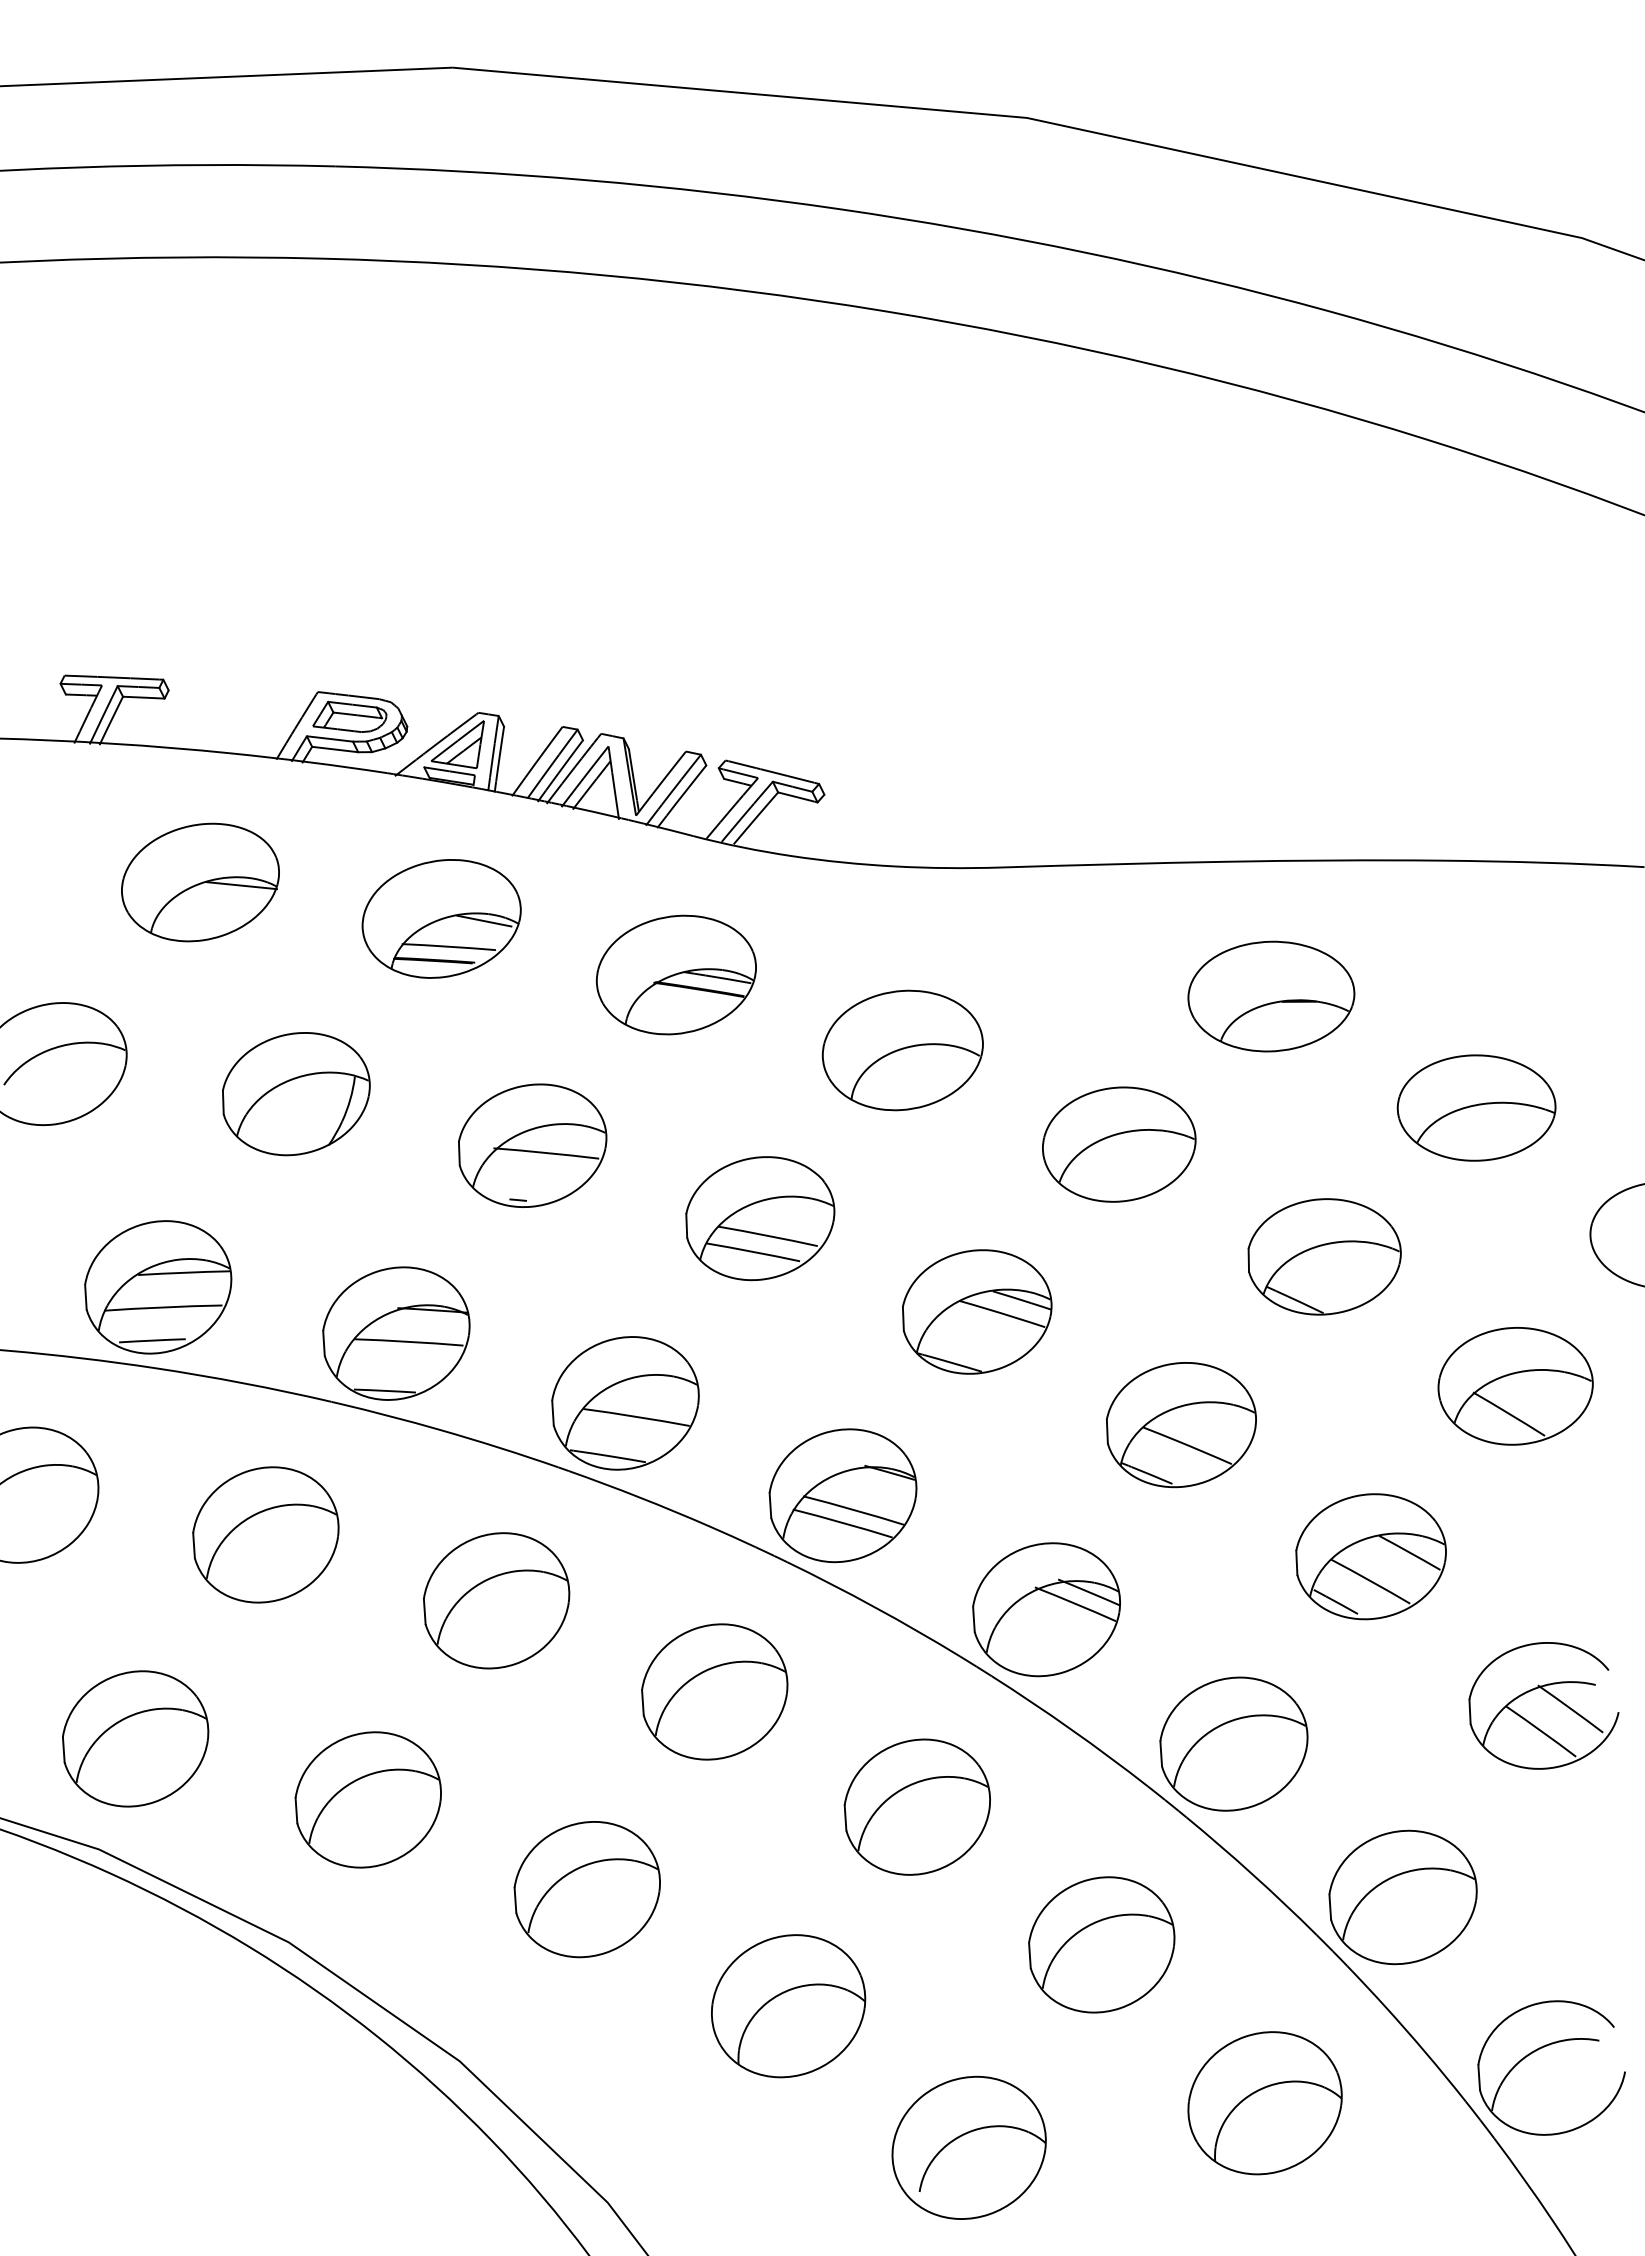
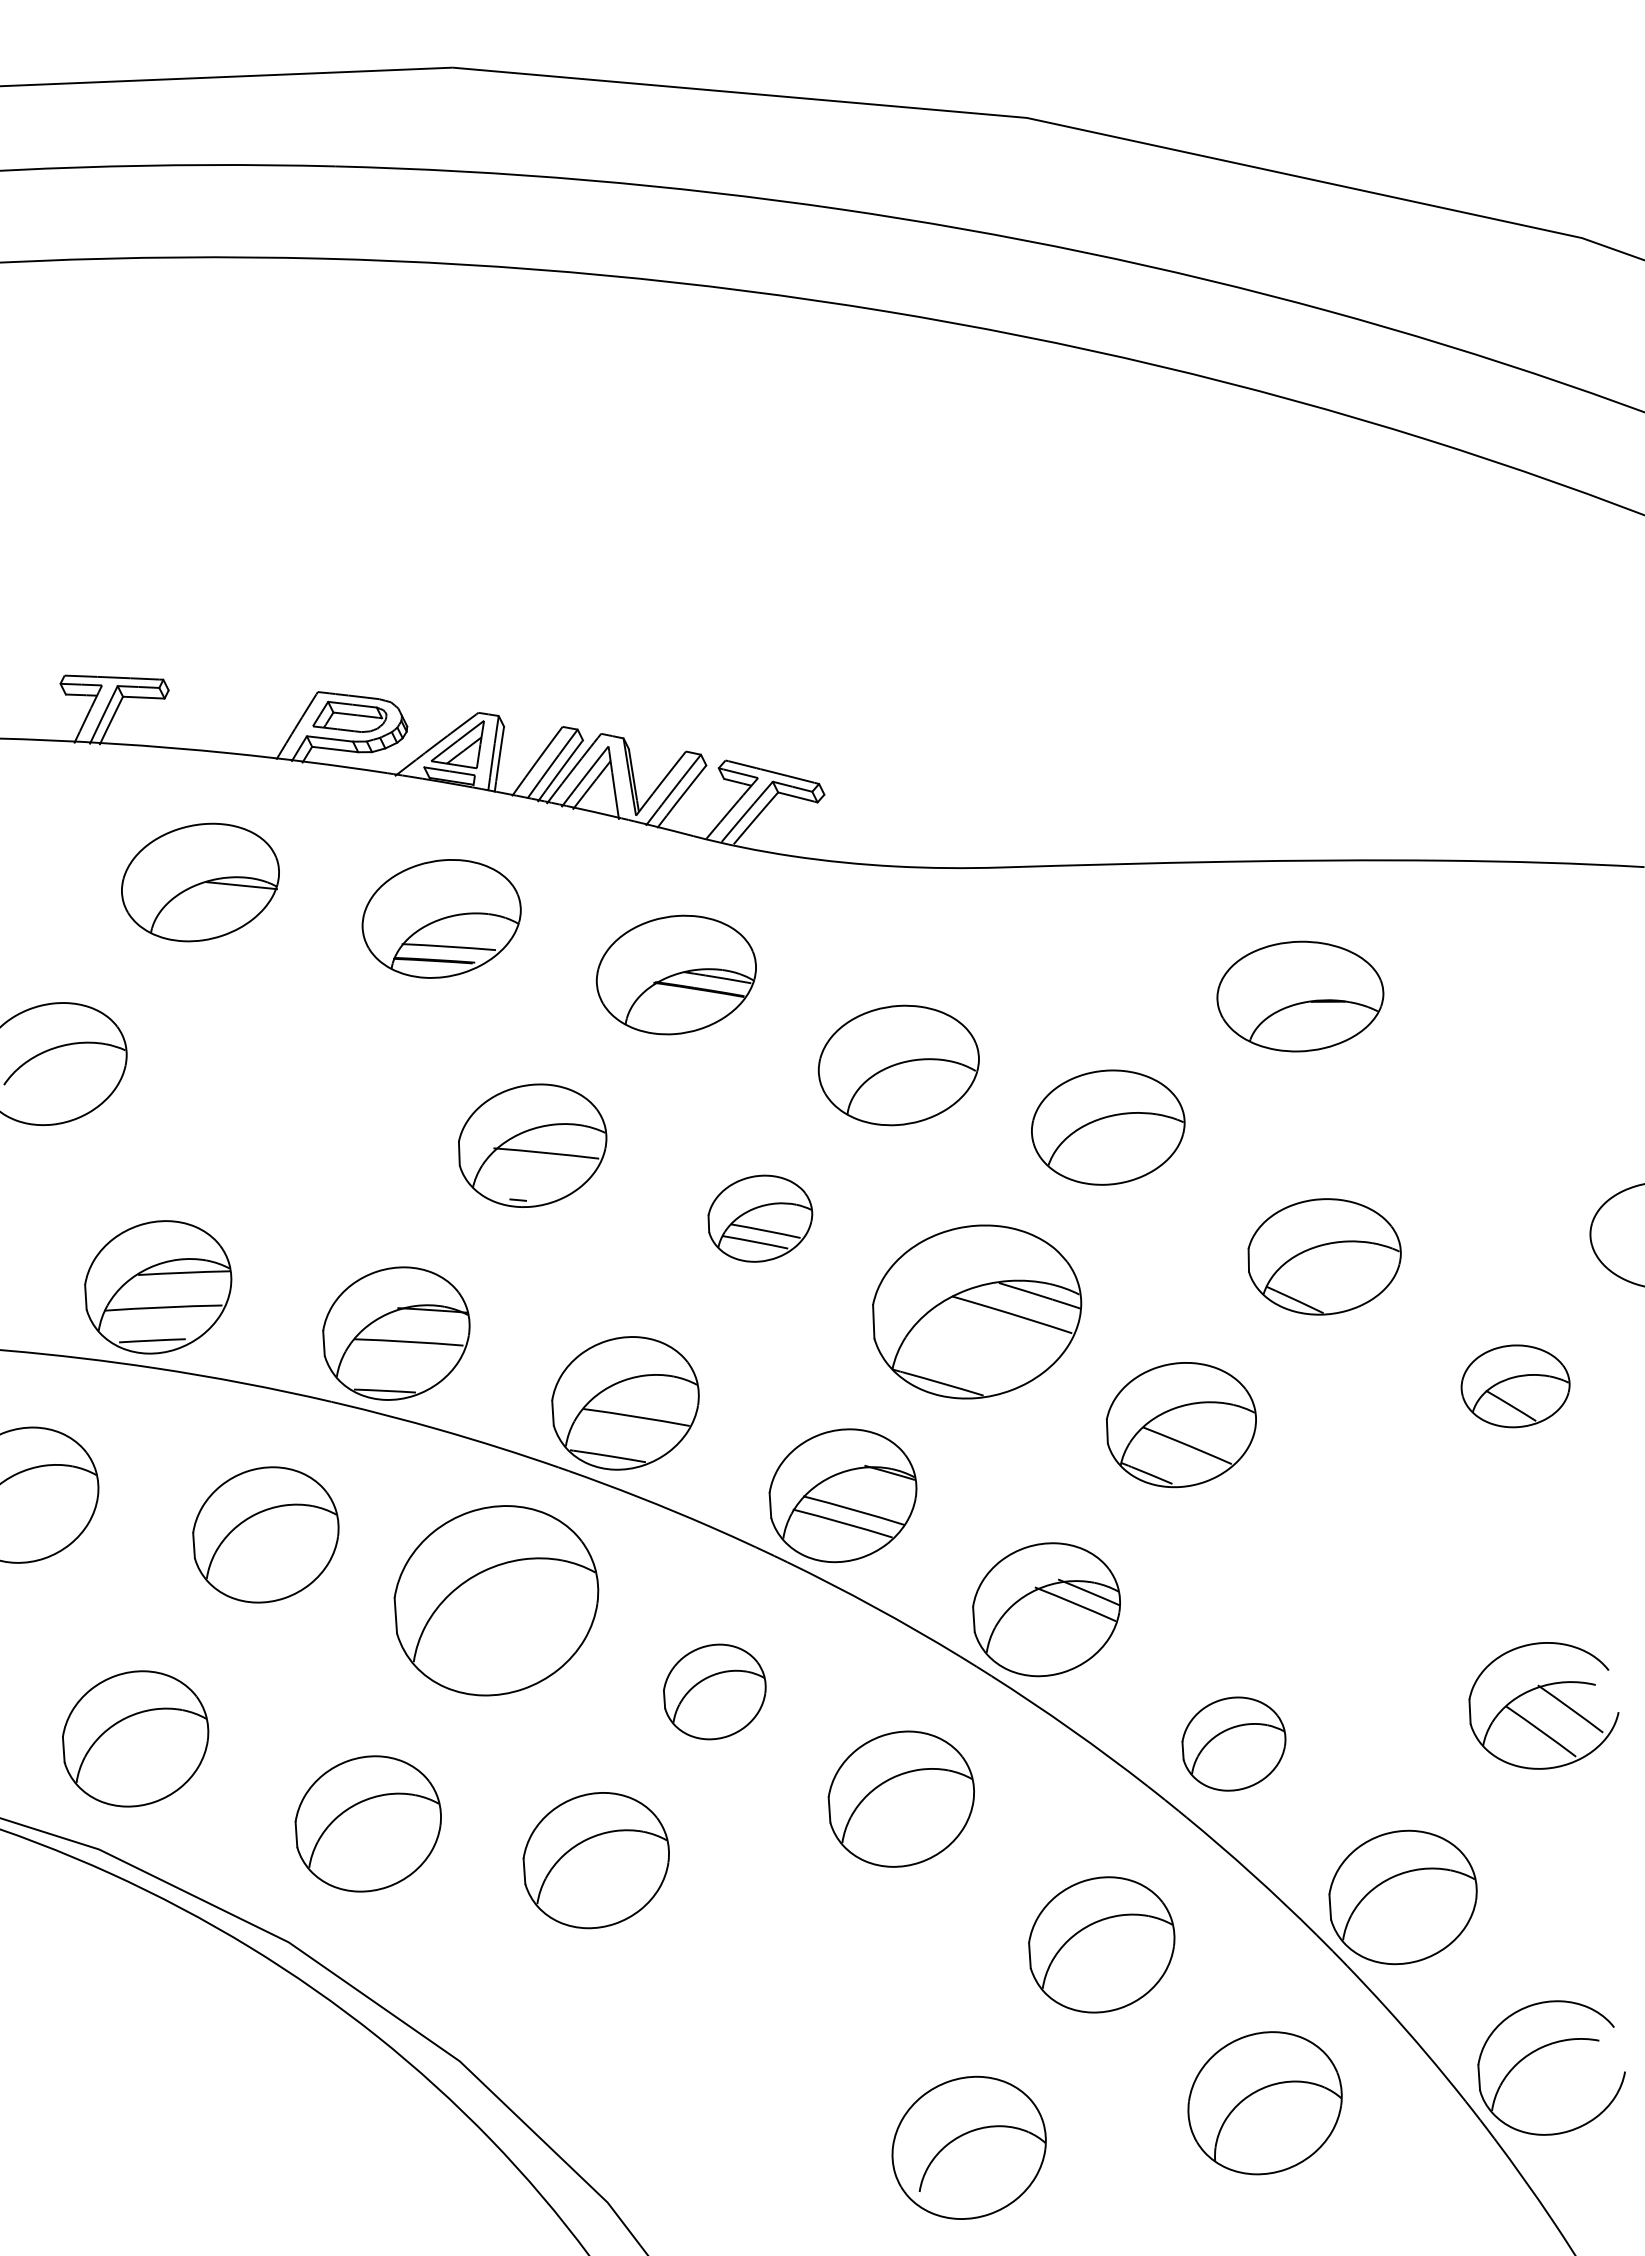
line: present -> none (484, 920)
part position: (1271, 996) -> (1300, 996) (1300, 996)
part position: (902, 1050) -> (898, 1065) (898, 1065)
part: present -> none (296, 1094)
part: present -> none (1476, 1107)
part position: (1119, 1144) -> (1108, 1127) (1108, 1127)
part size: 151x126 px -> 107x89 px (760, 1218)
part size: 151x126 px -> 211x176 px (977, 1311)
part size: 157x119 px -> 111x85 px (1515, 1386)
part: present -> none (1370, 1556)
part size: 148x138 px -> 207x192 px (496, 1600)
part size: 148x138 px -> 104x98 px (714, 1691)
part size: 150x136 px -> 106x96 px (1233, 1743)
part position: (367, 1799) -> (367, 1823) (367, 1823)
part position: (916, 1806) -> (900, 1798) (900, 1798)
part position: (586, 1889) -> (595, 1860) (595, 1860)
part: present -> none (788, 2006)
